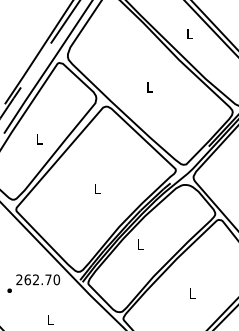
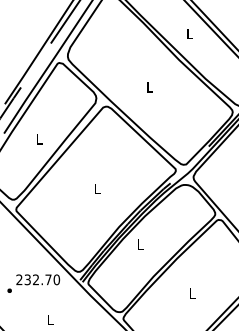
text: 262.70 -> 232.70 (27, 279)
